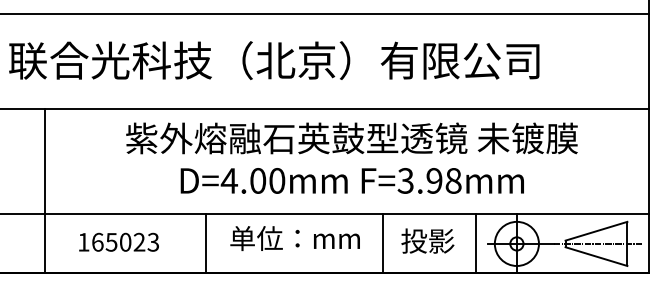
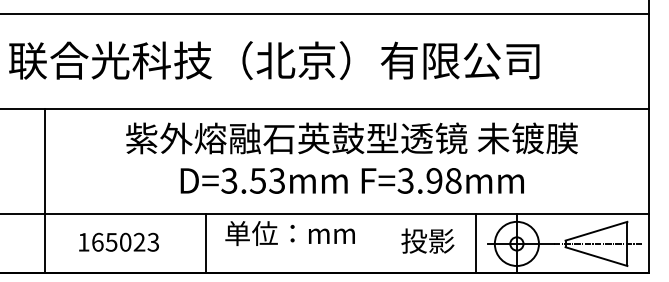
text: ^JD=4.00mm -> ^JD=3.53mm (252, 180)
text position: (294, 238) -> (289, 233) (289, 233)
line: present -> none (383, 243)
